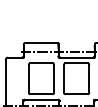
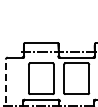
line: solid -> dashed (5, 83)
